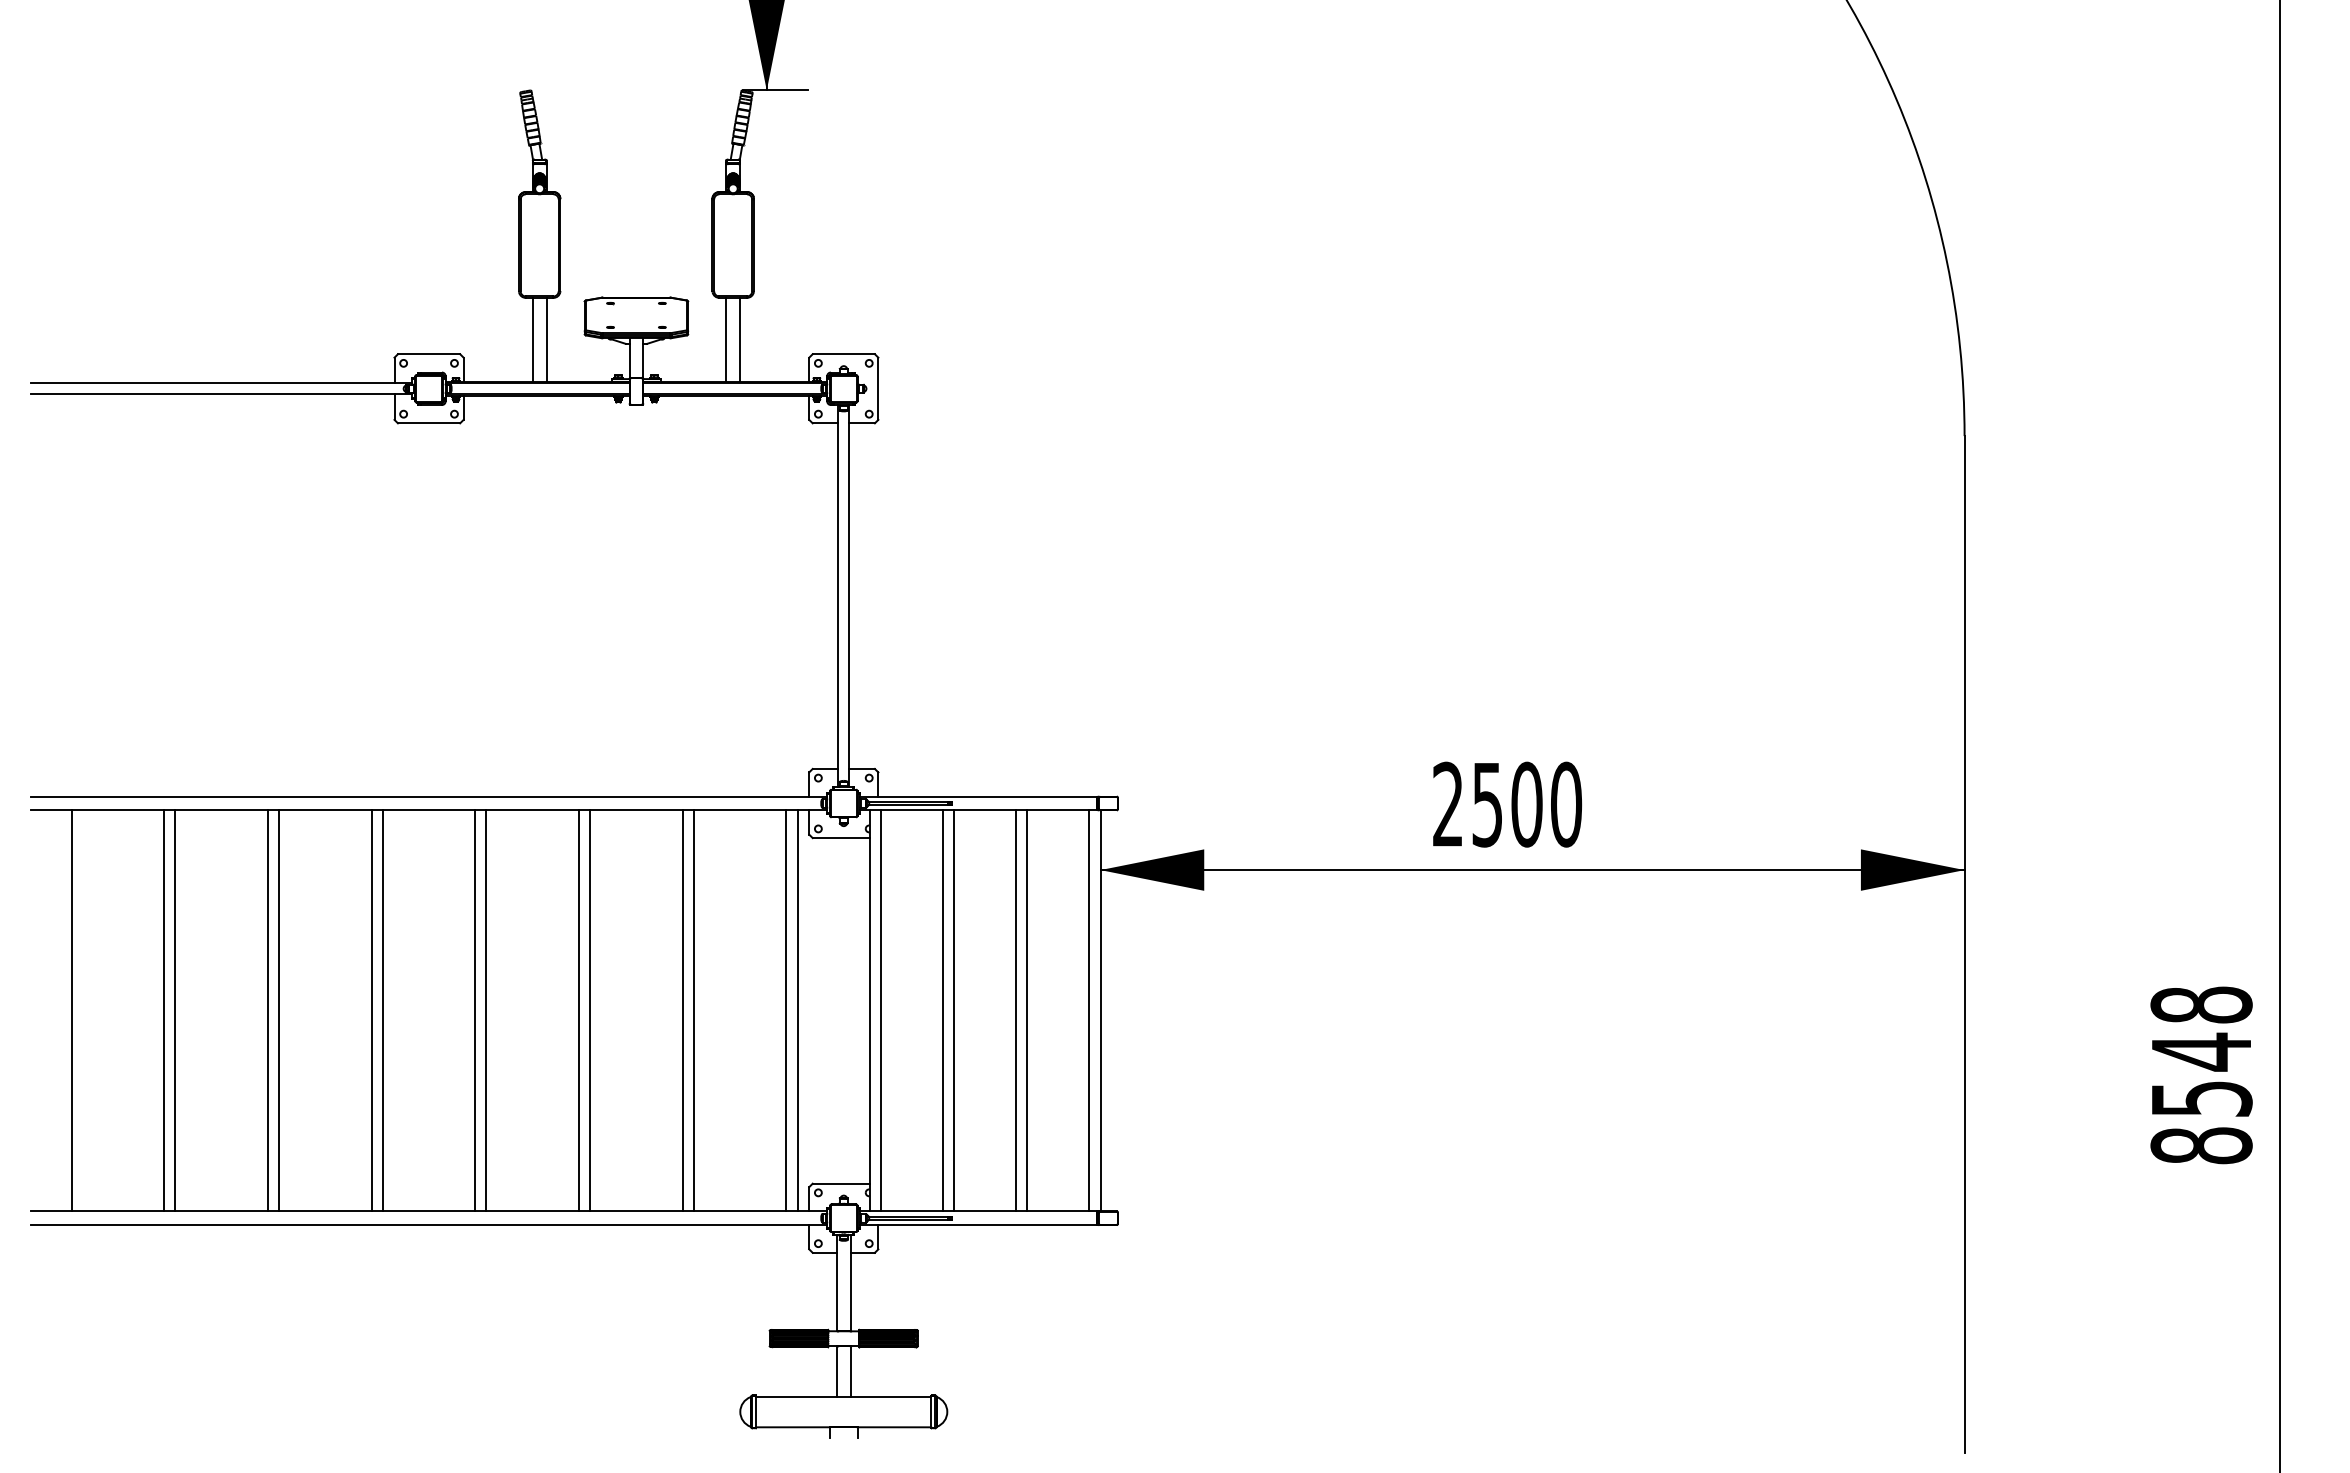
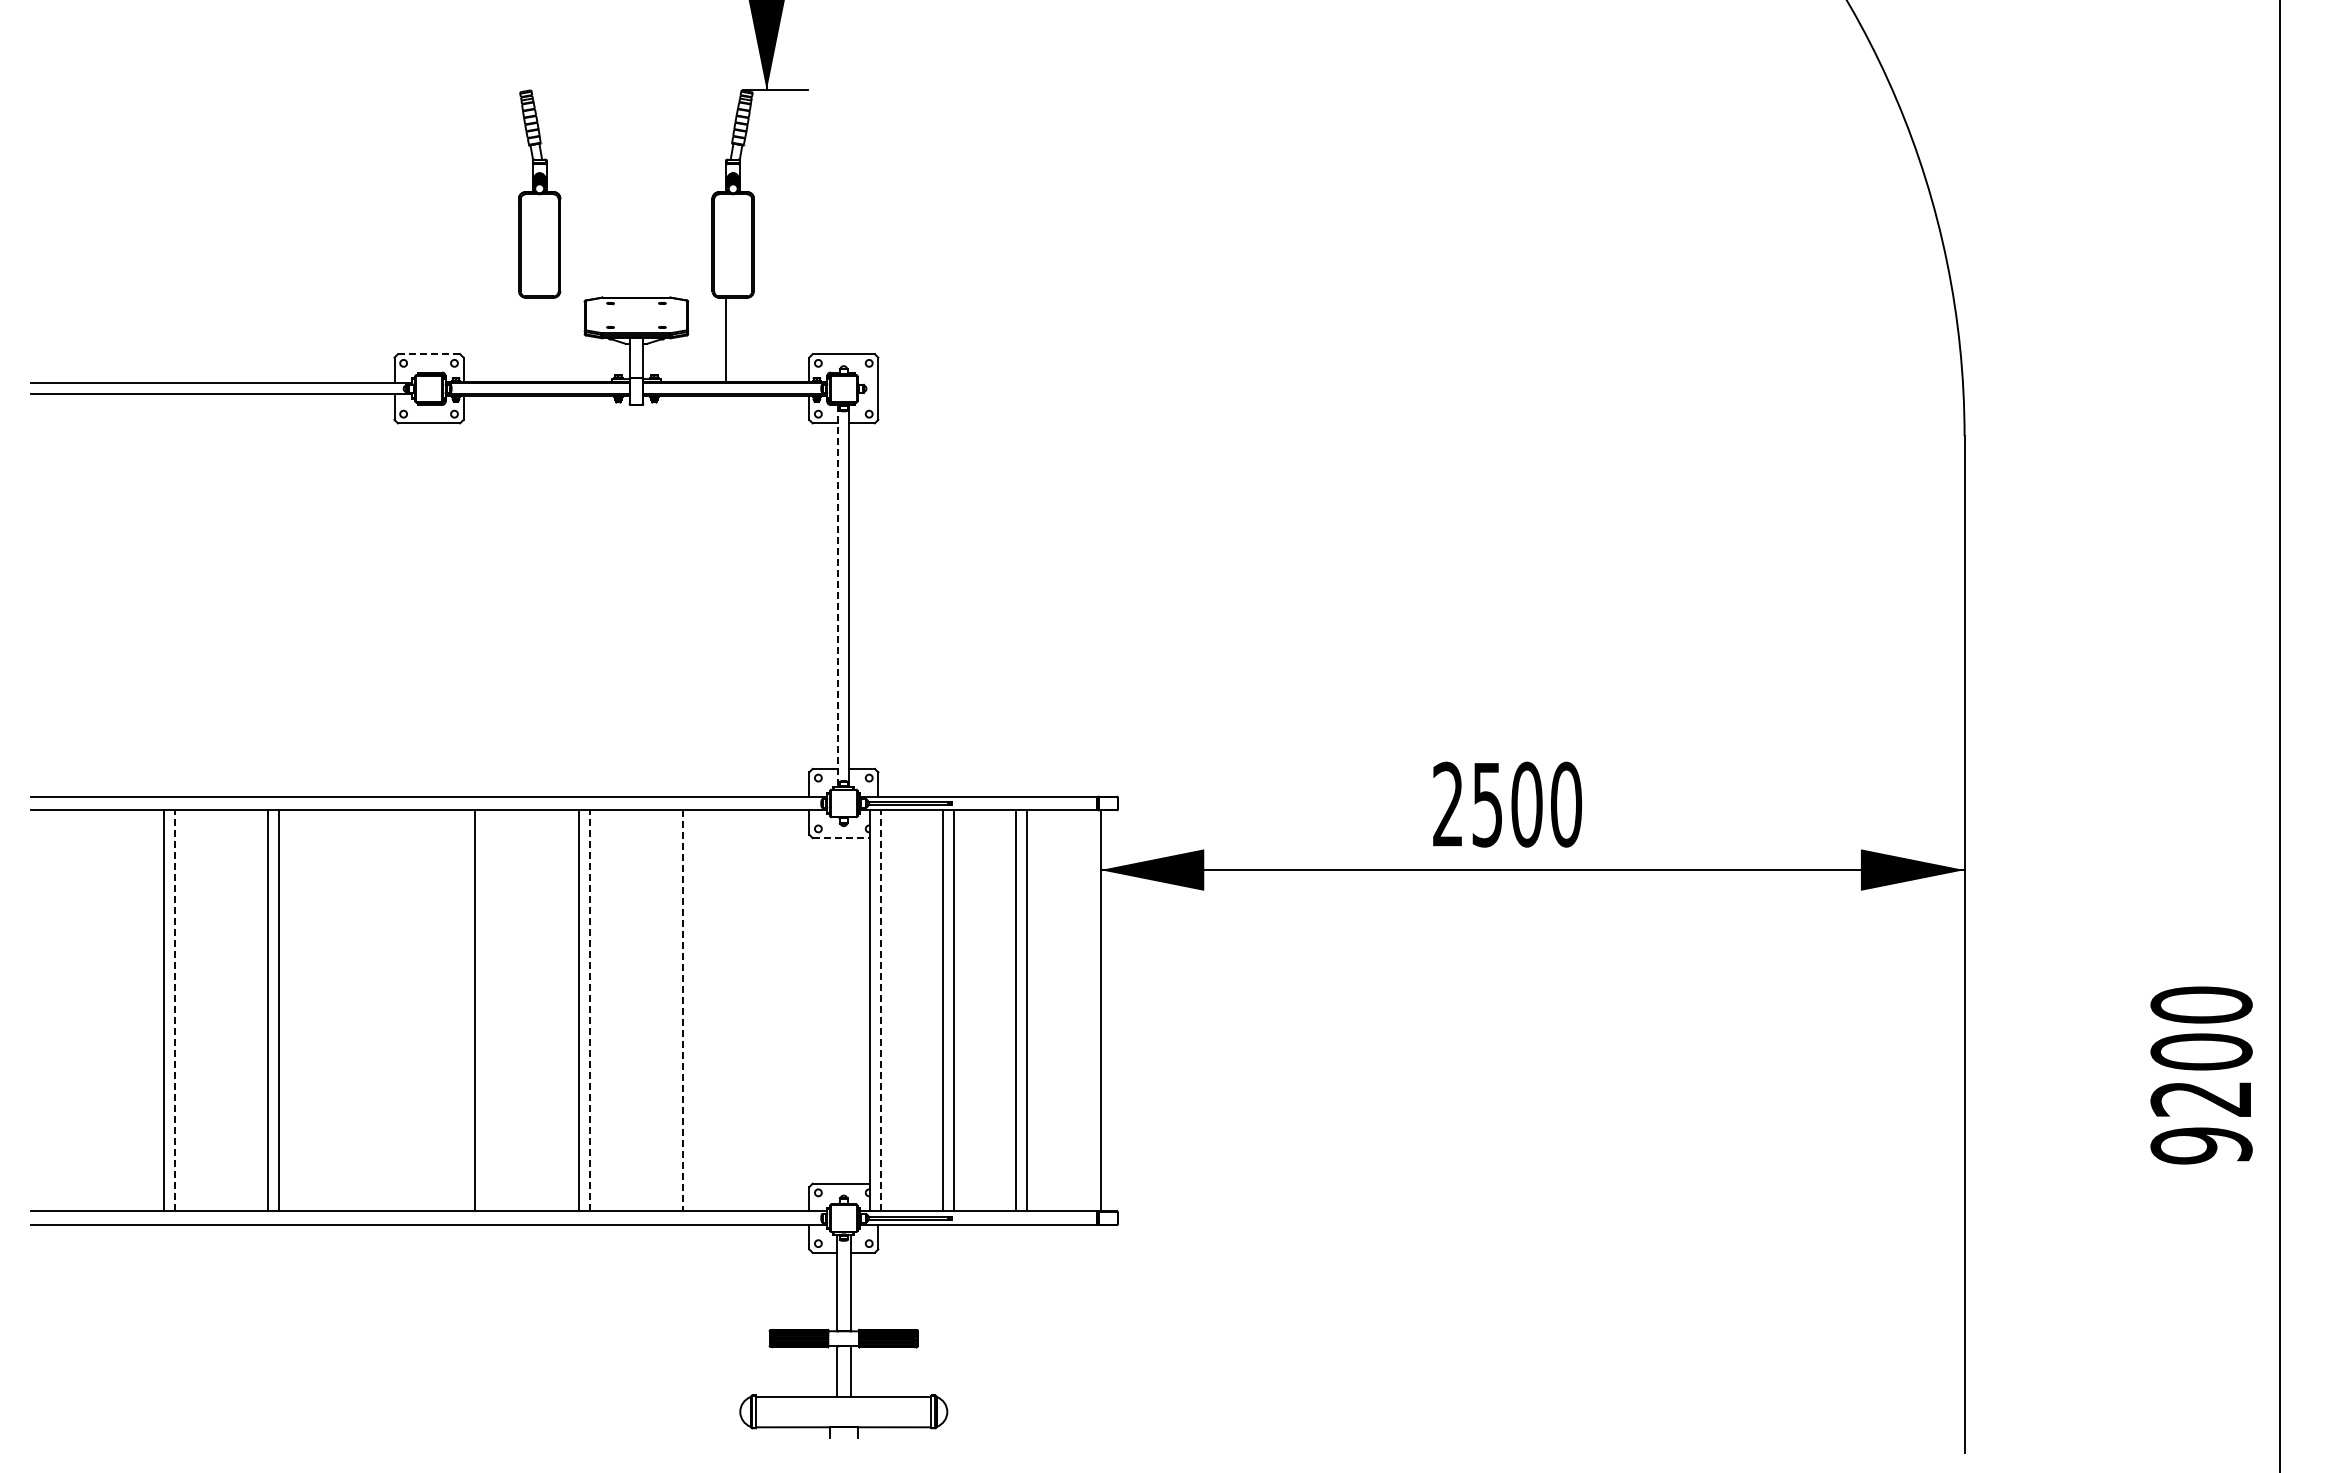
line: present -> none (532, 339)
line: present -> none (546, 339)
line: present -> none (740, 339)
line: solid -> dashed (428, 354)
line: solid -> dashed (838, 596)
line: solid -> dashed (841, 838)
line: present -> none (71, 1010)
line: solid -> dashed (175, 1010)
line: present -> none (371, 1010)
line: present -> none (382, 1010)
line: present -> none (486, 1010)
line: solid -> dashed (590, 1010)
line: present -> none (693, 1010)
line: present -> none (786, 1010)
line: present -> none (797, 1010)
line: solid -> dashed (880, 1010)
line: present -> none (1089, 1010)
line: solid -> dashed (682, 1011)
text: 8548 -> 9200 (2201, 1075)
